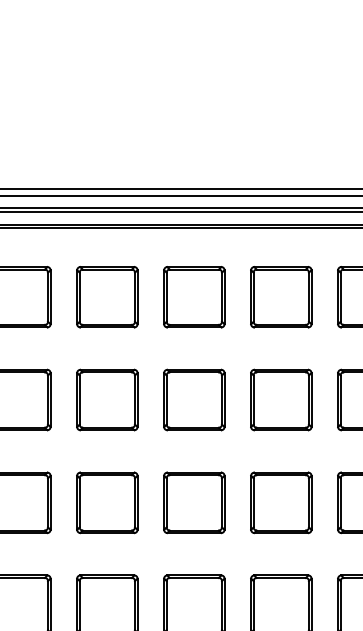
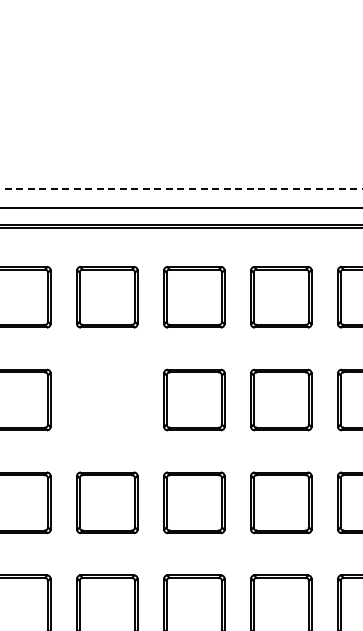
line: solid -> dashed (181, 188)
line: present -> none (180, 196)
line: present -> none (180, 211)
part: present -> none (107, 399)
